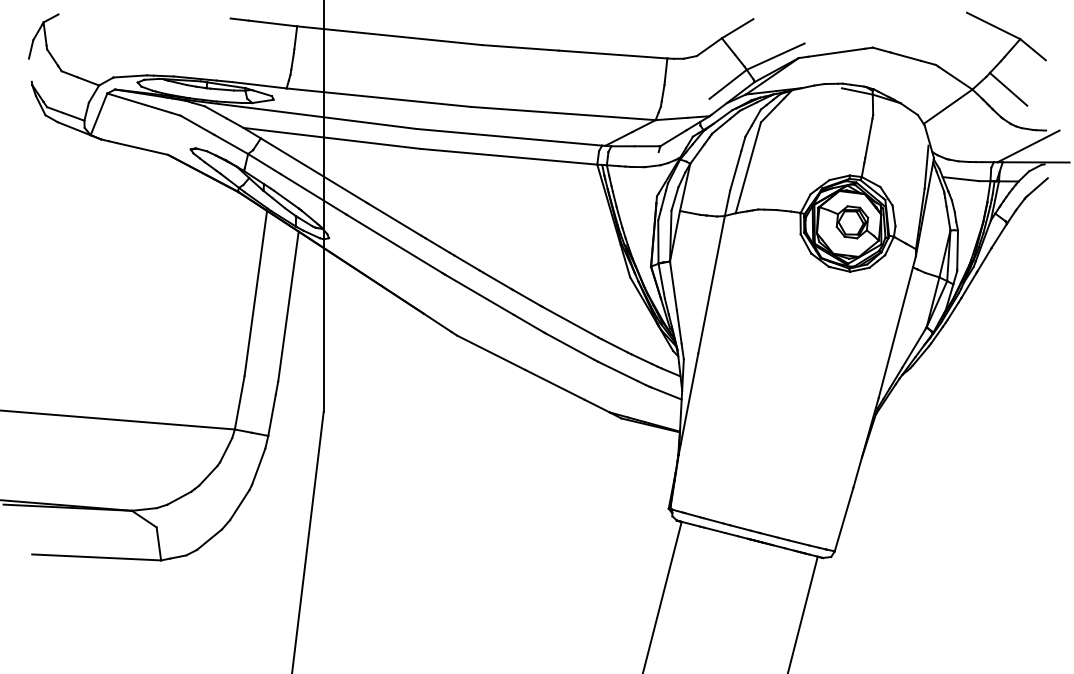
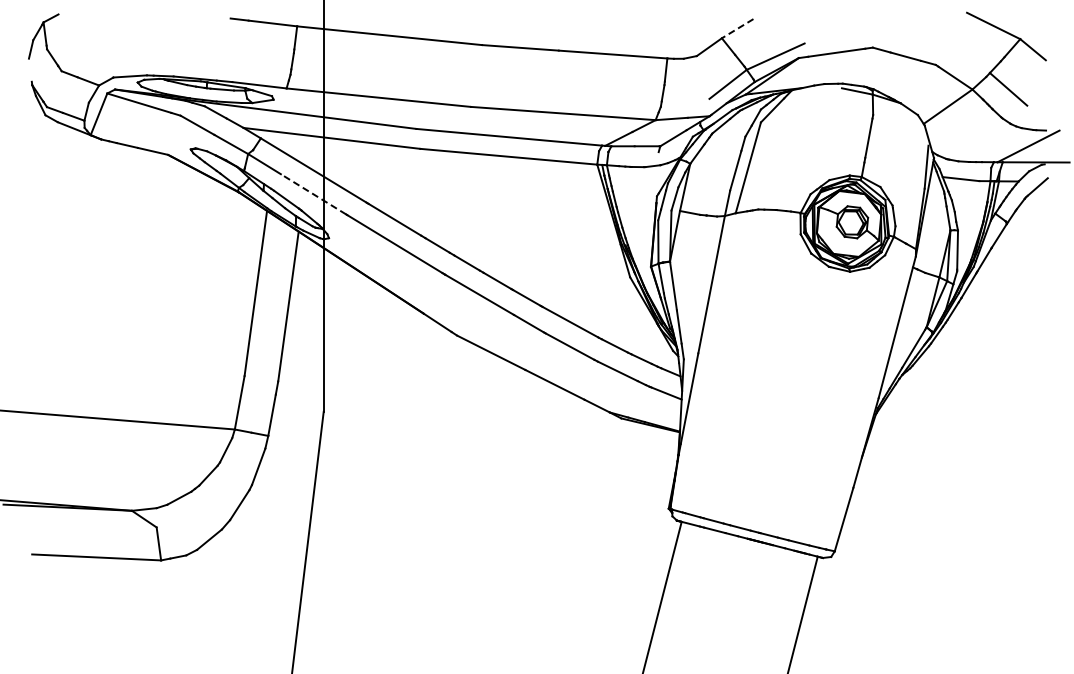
line: solid -> dashed (737, 28)
line: solid -> dashed (313, 194)
